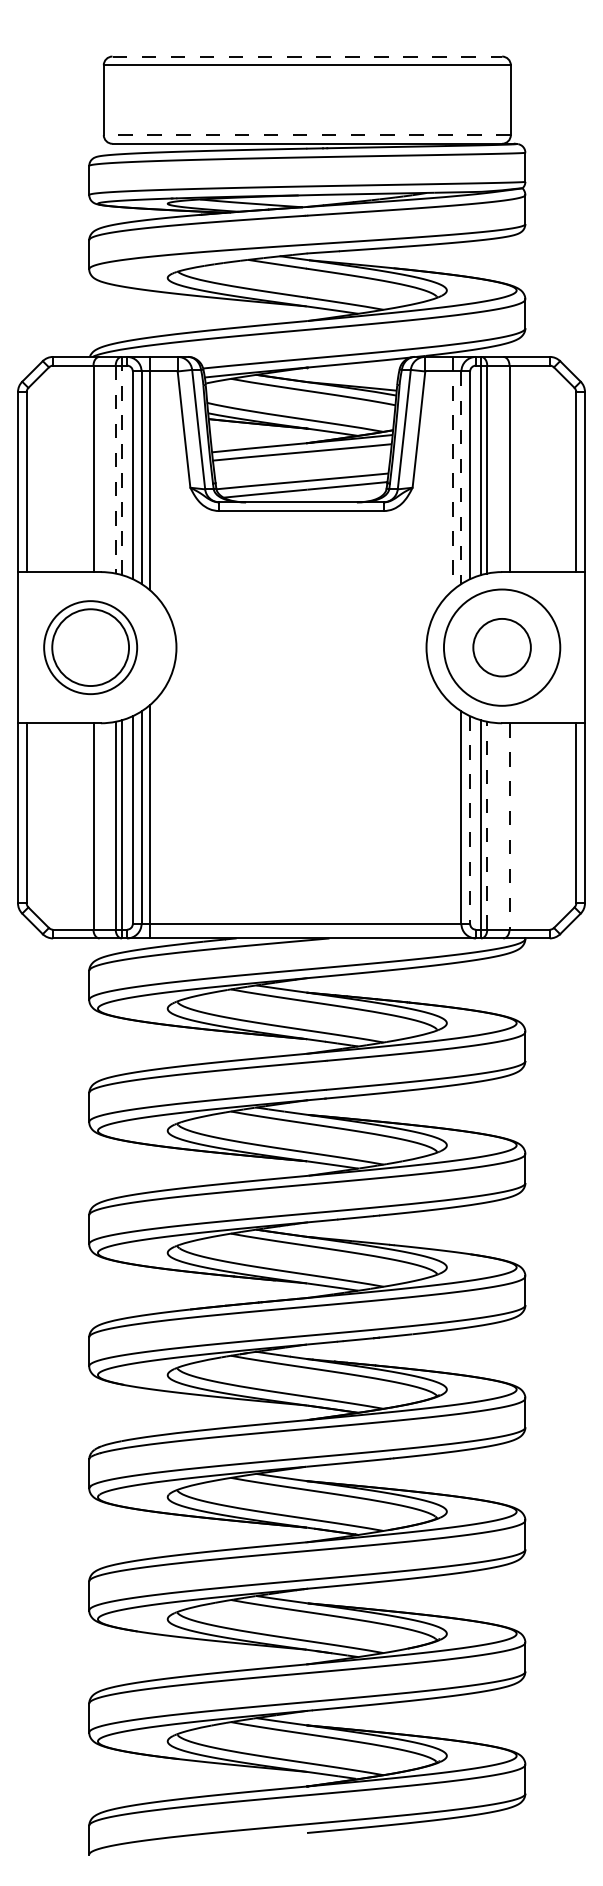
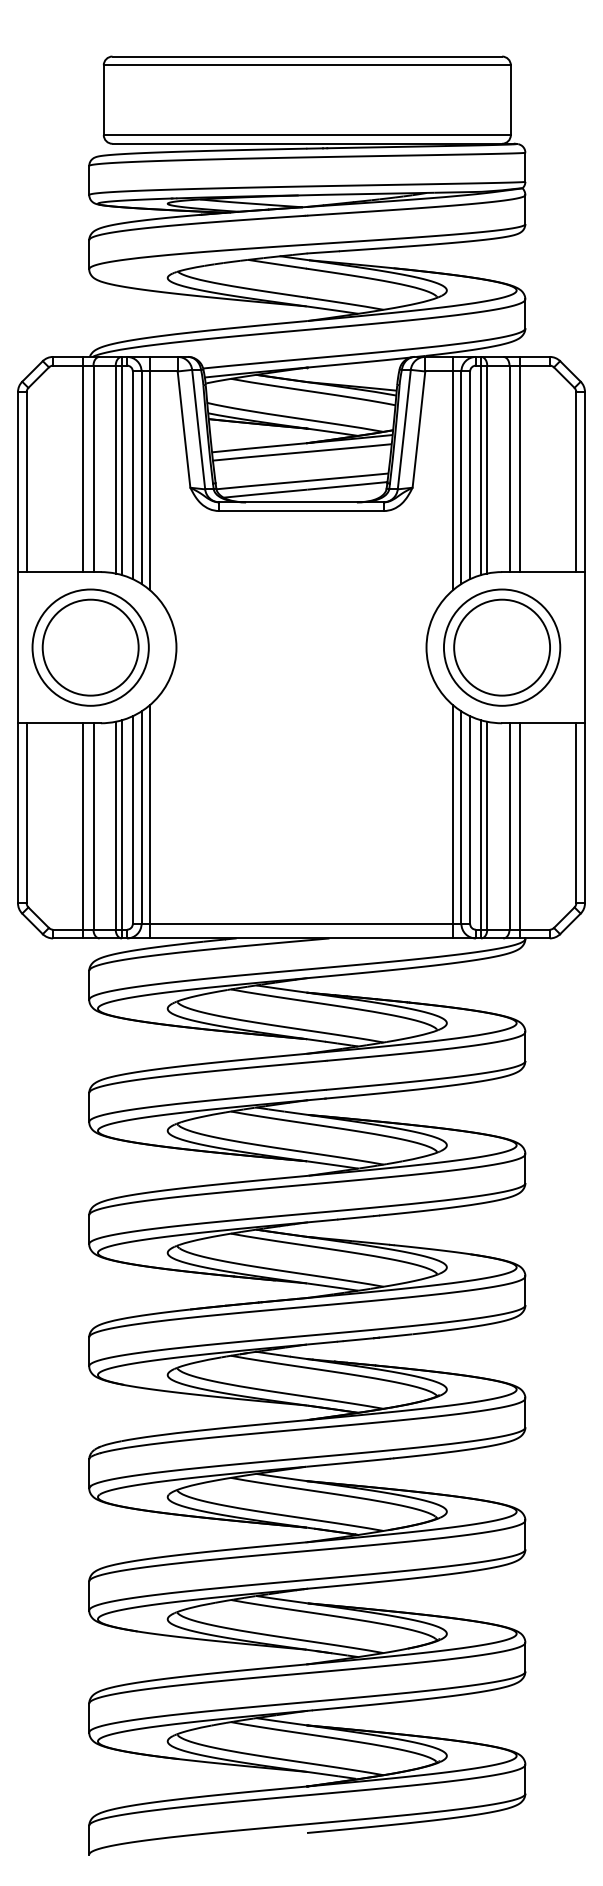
line: dashed -> solid (307, 56)
line: dashed -> solid (307, 135)
line: none -> present (83, 464)
line: none -> present (519, 464)
line: dashed -> solid (121, 466)
line: dashed -> solid (115, 469)
line: dashed -> solid (452, 473)
line: dashed -> solid (461, 478)
part size: 96x96 px -> 119x119 px (90, 647)
circle diameter: 58 px -> 96 px (502, 647)
line: dashed -> solid (470, 820)
line: none -> present (452, 821)
line: dashed -> solid (487, 825)
line: dashed -> solid (509, 827)
line: none -> present (83, 830)
line: none -> present (519, 830)
